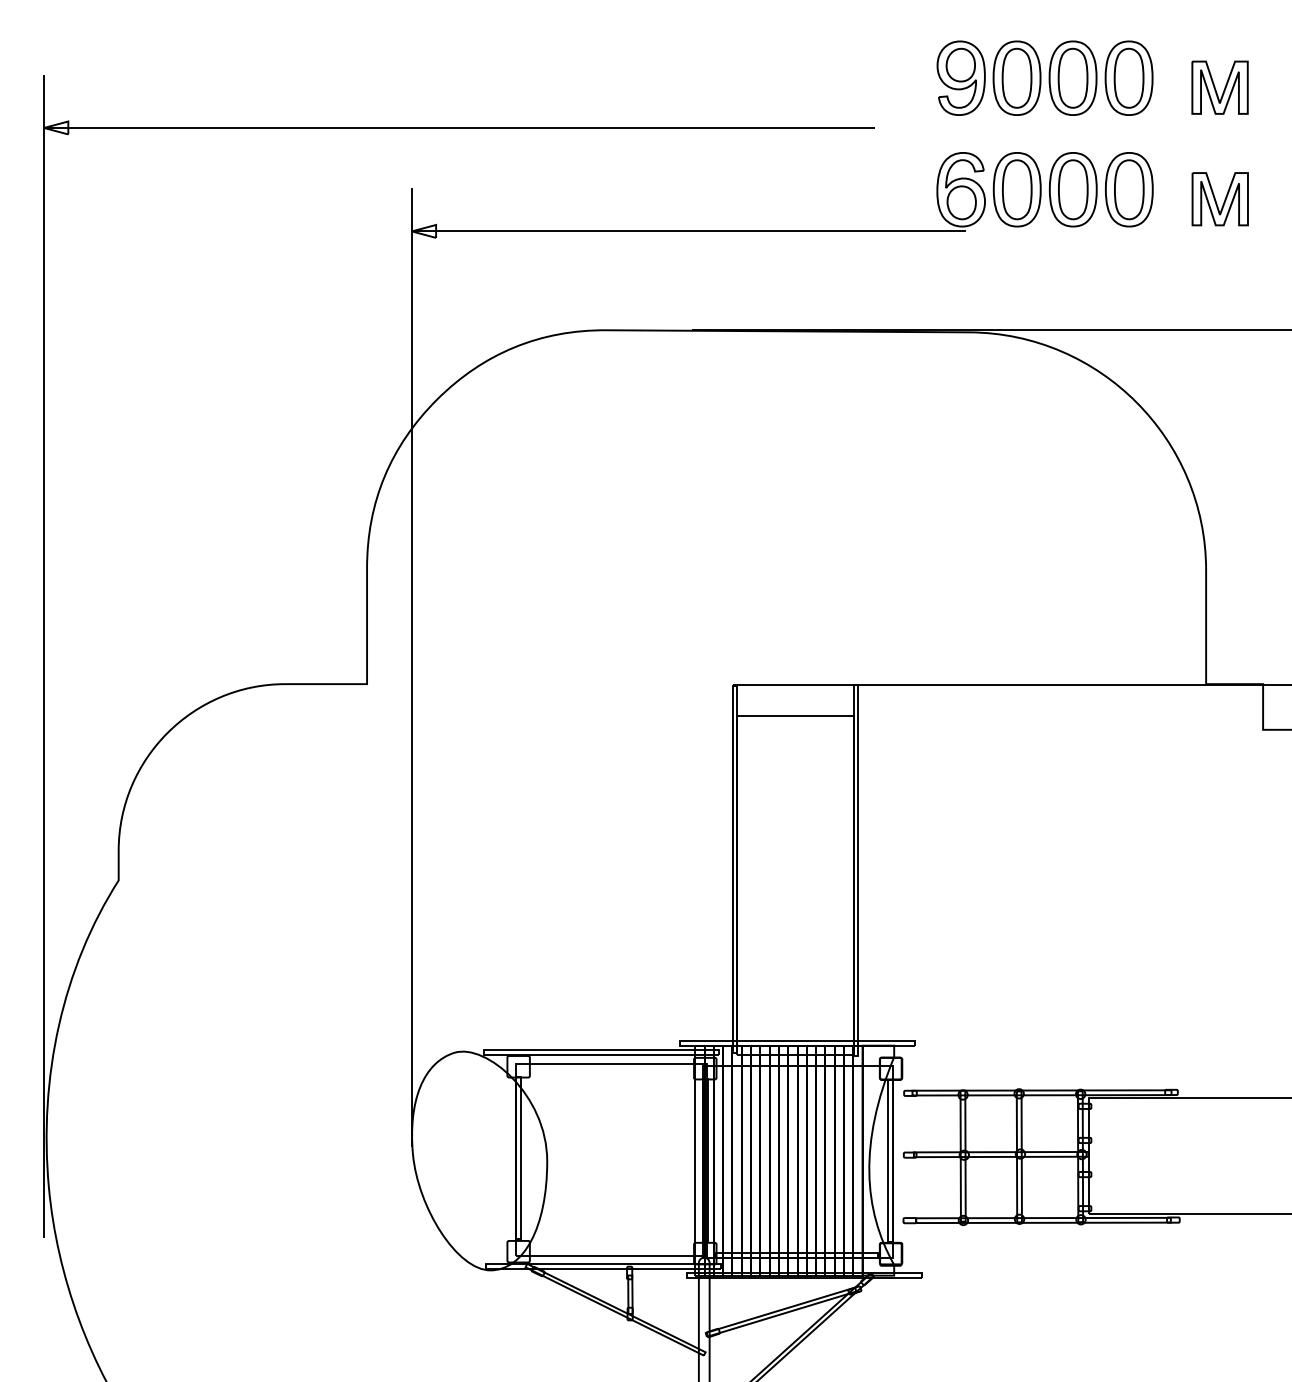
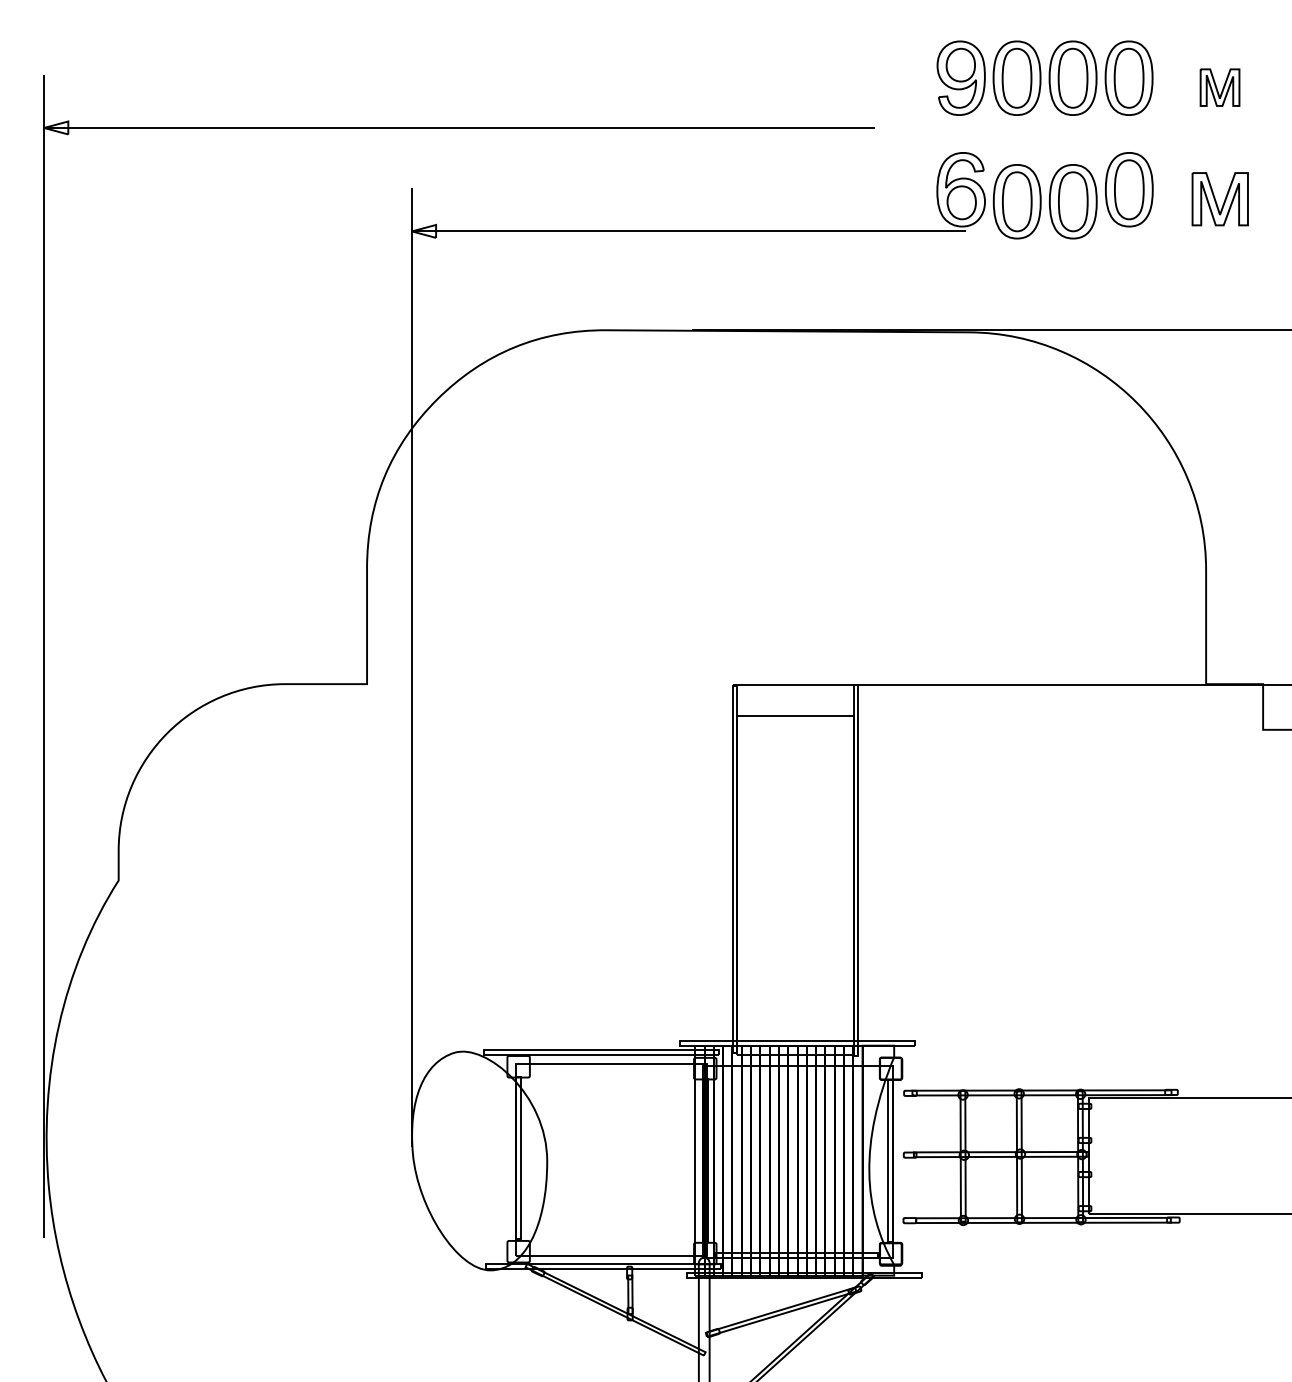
part size: 58x55 px -> 42x39 px (1219, 87)
part position: (1044, 189) -> (1044, 201) (1044, 201)
